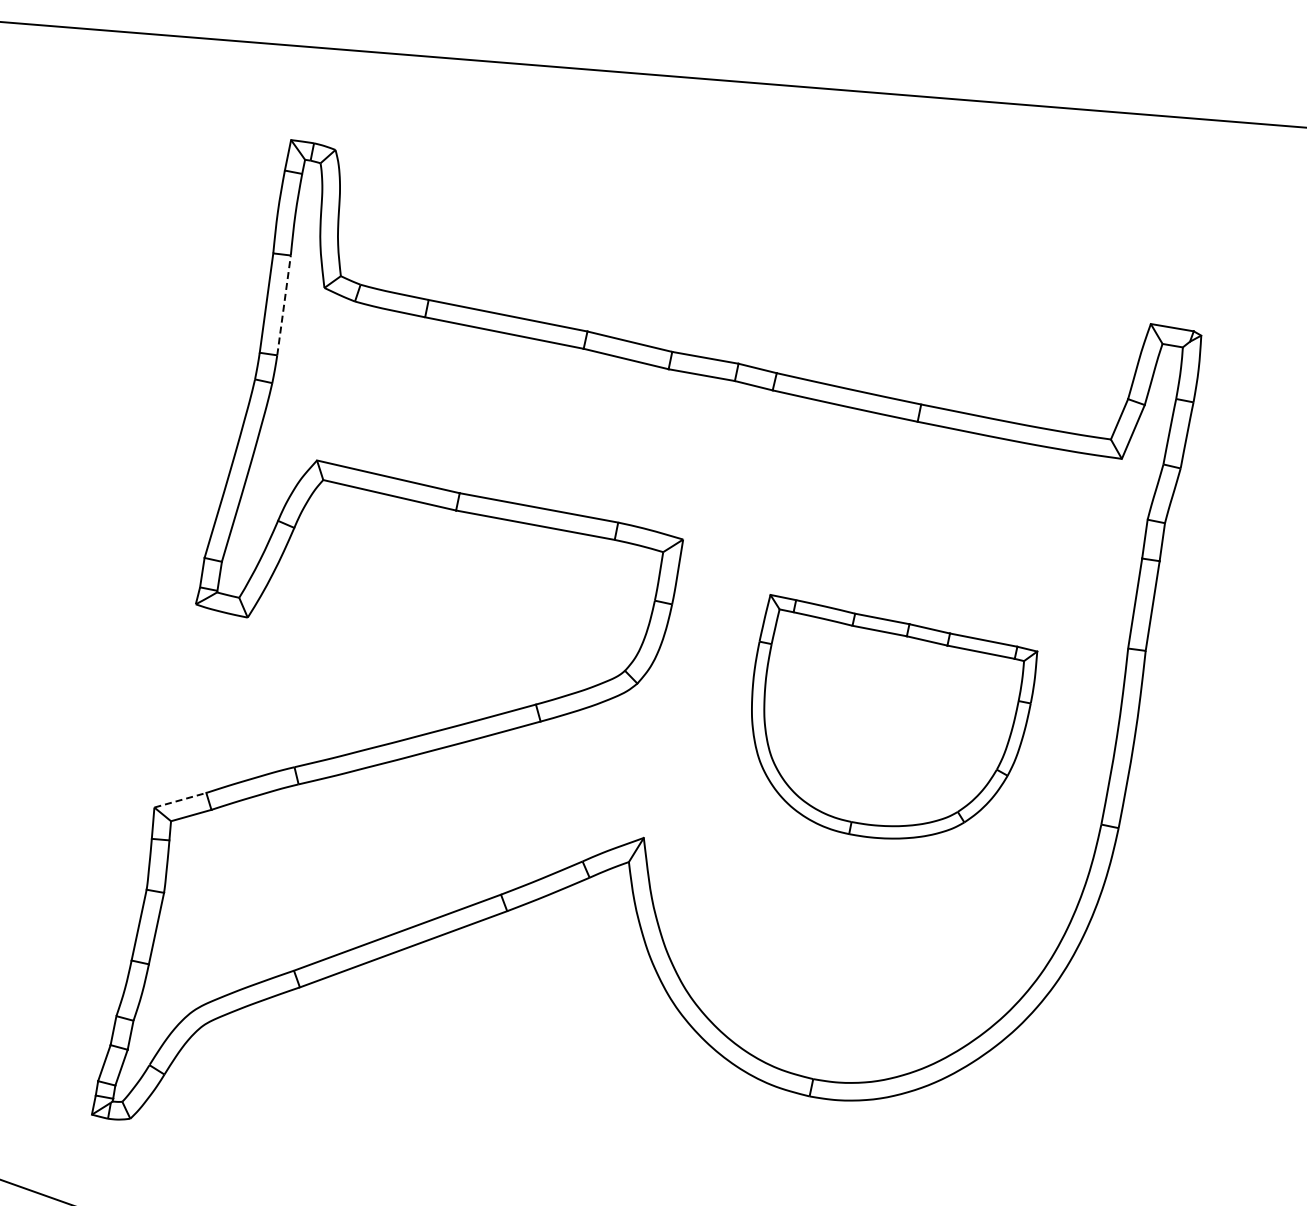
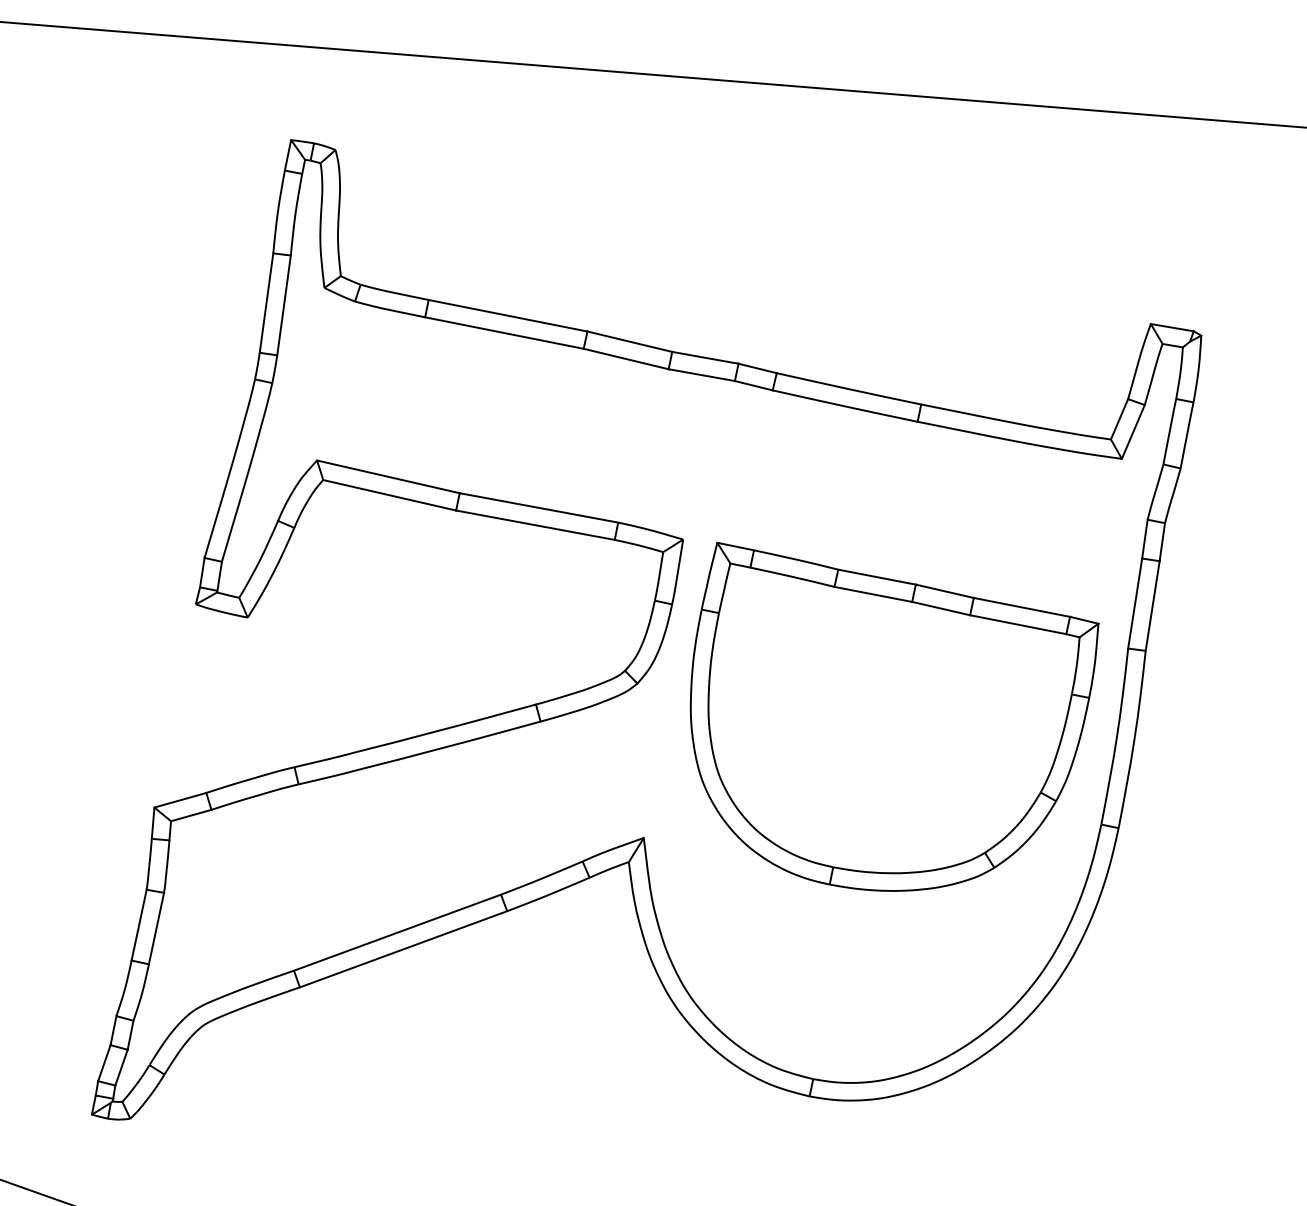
line: dashed -> solid (284, 304)
part size: 288x246 px -> 411x351 px (894, 716)
line: dashed -> solid (180, 800)
